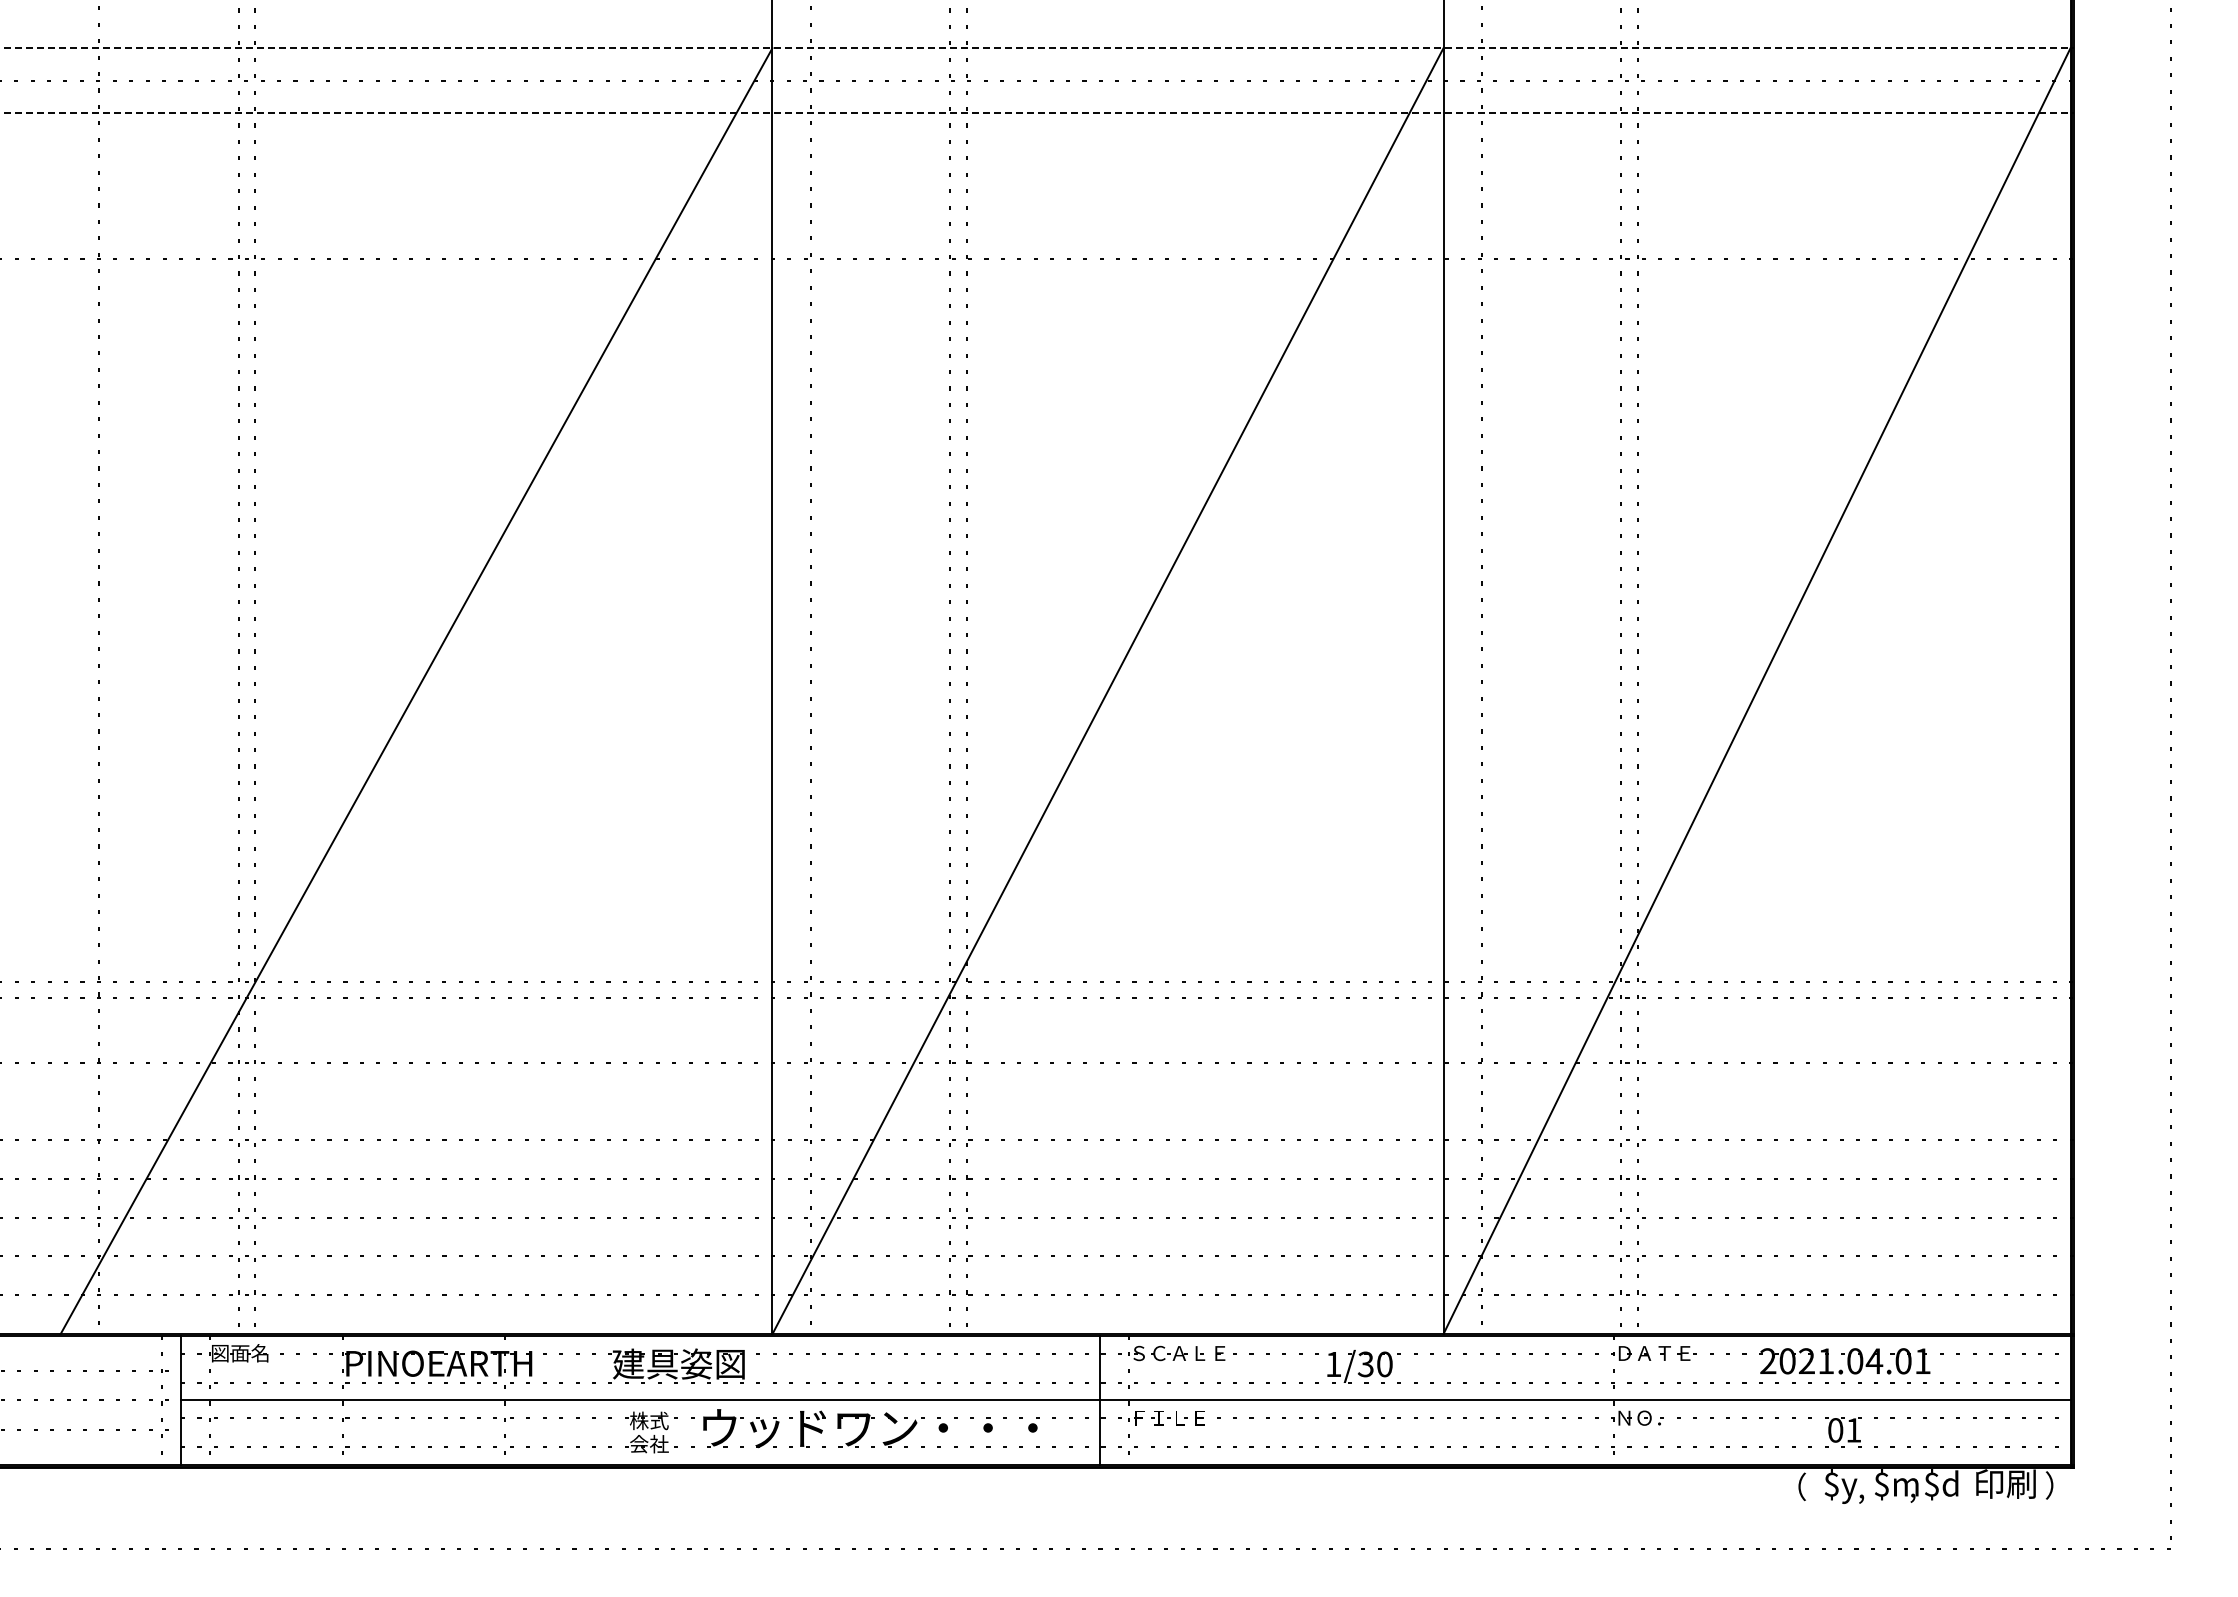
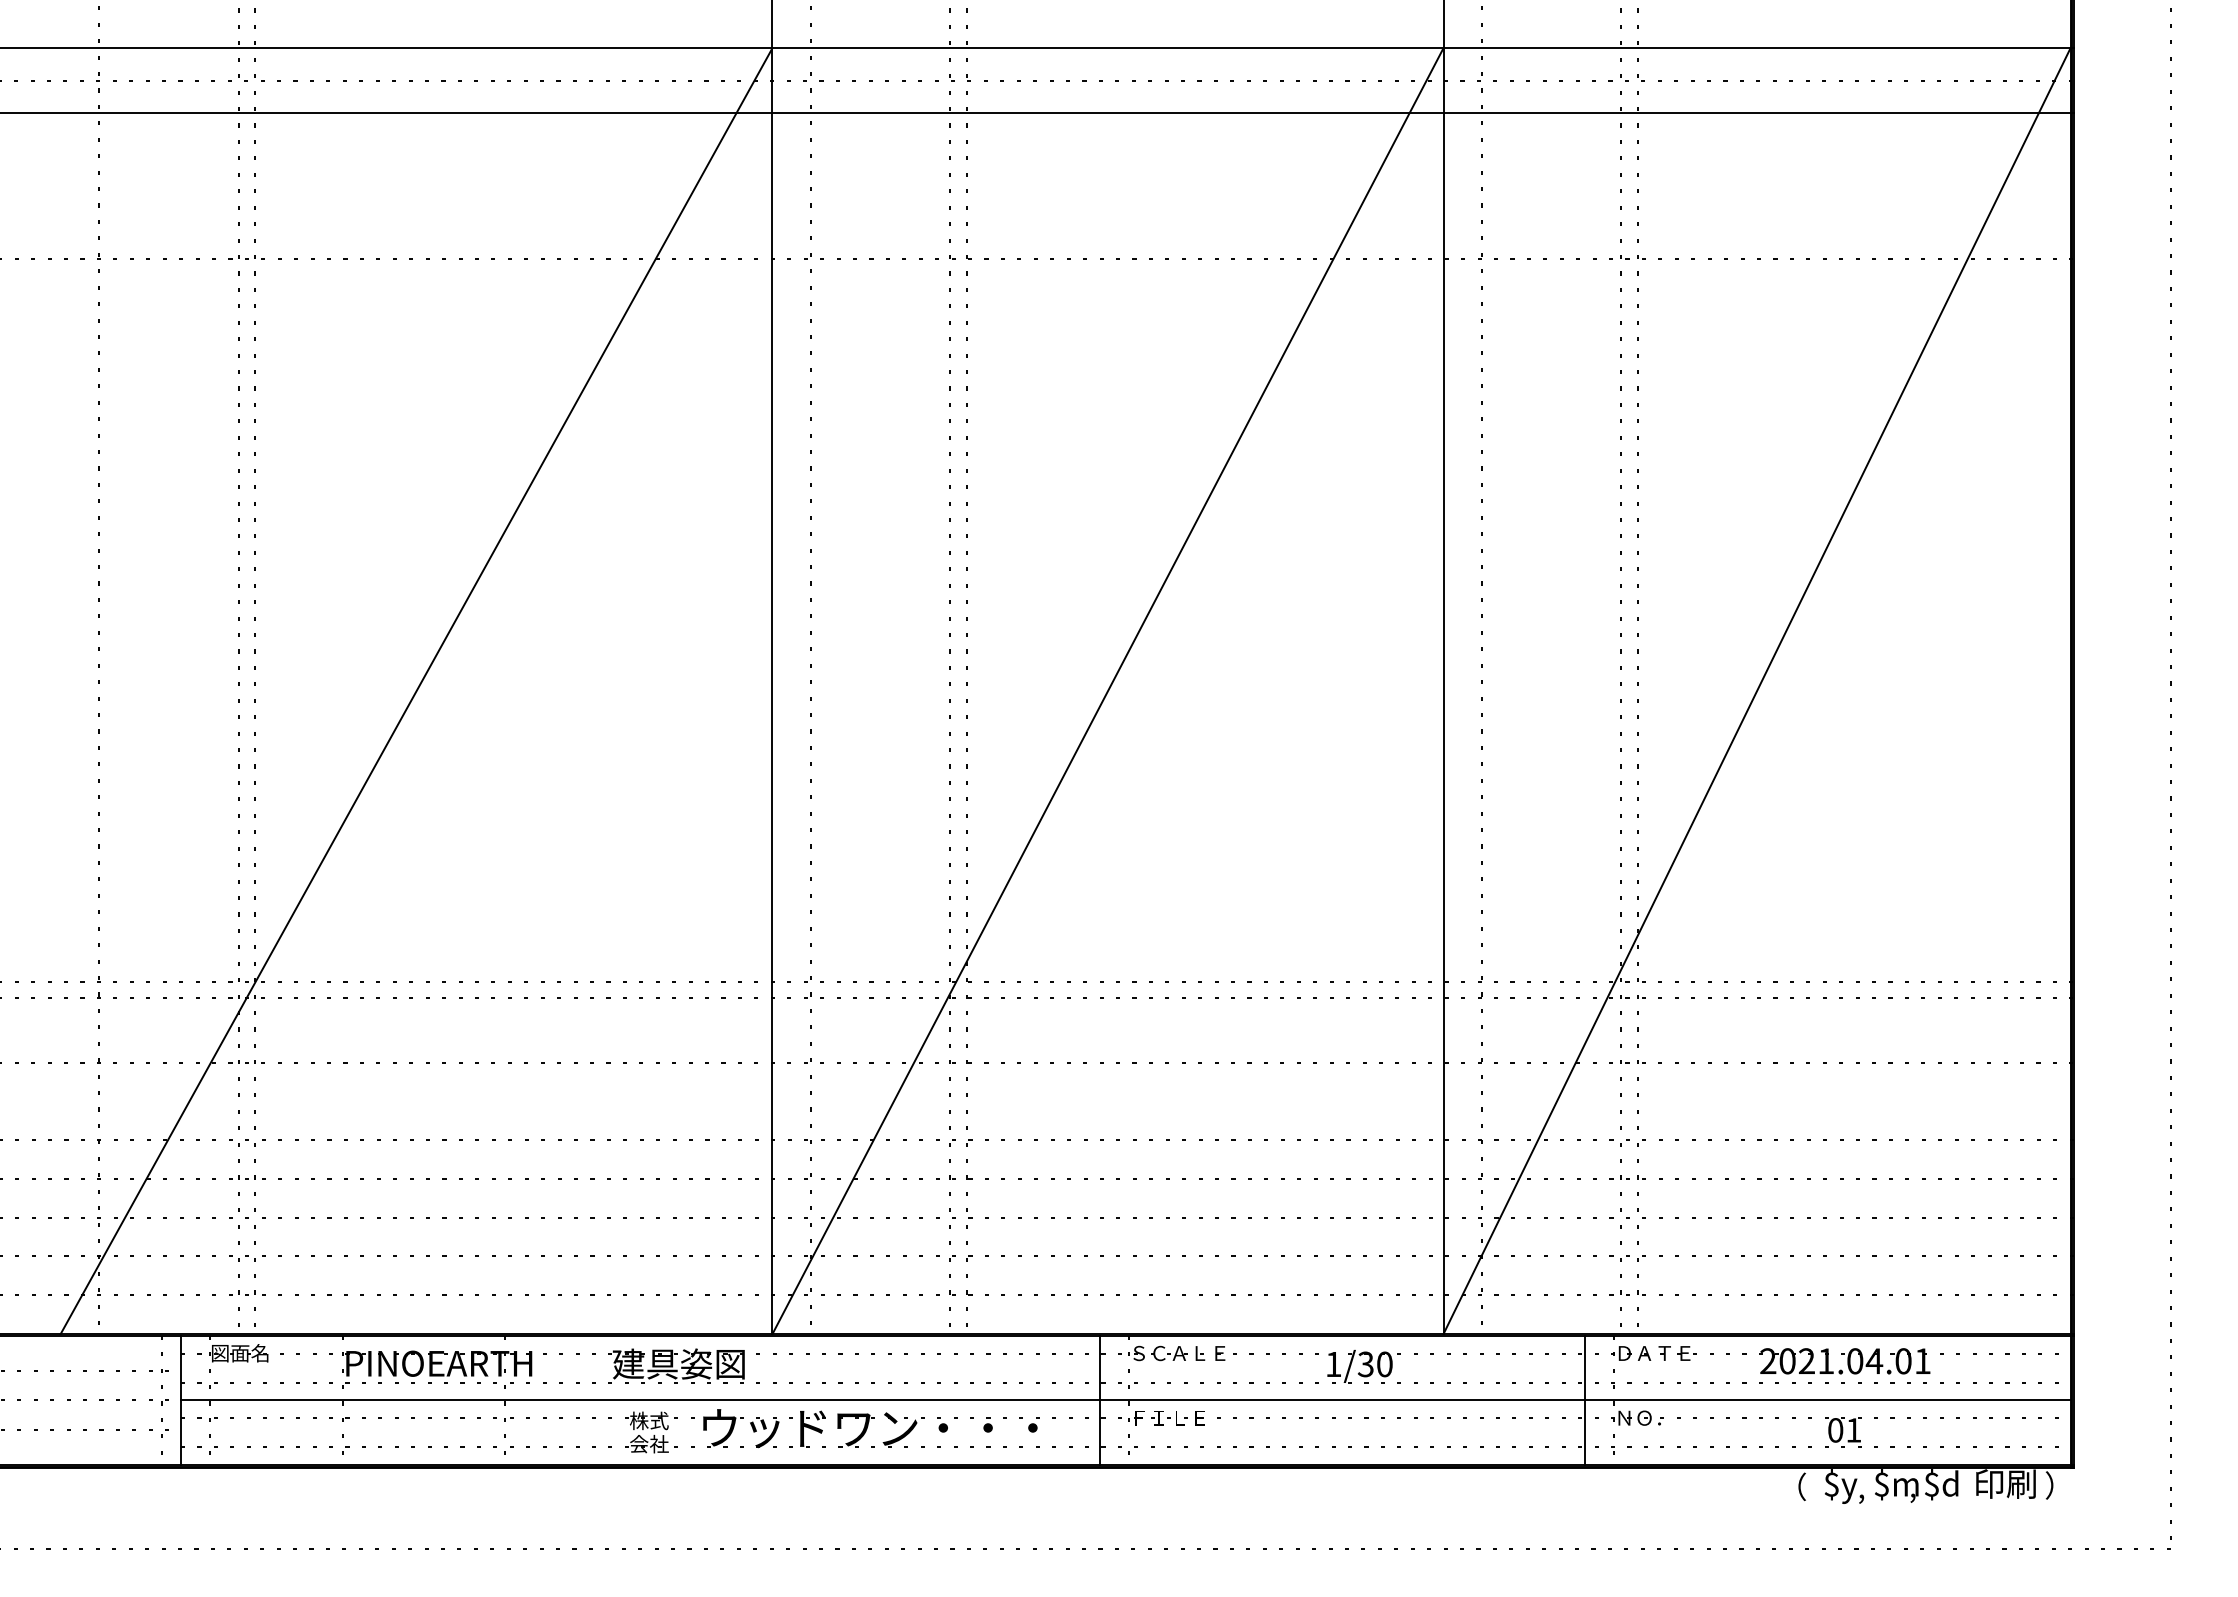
line: dashed -> solid (1036, 48)
line: dashed -> solid (1036, 112)
line: none -> present (1585, 1400)
